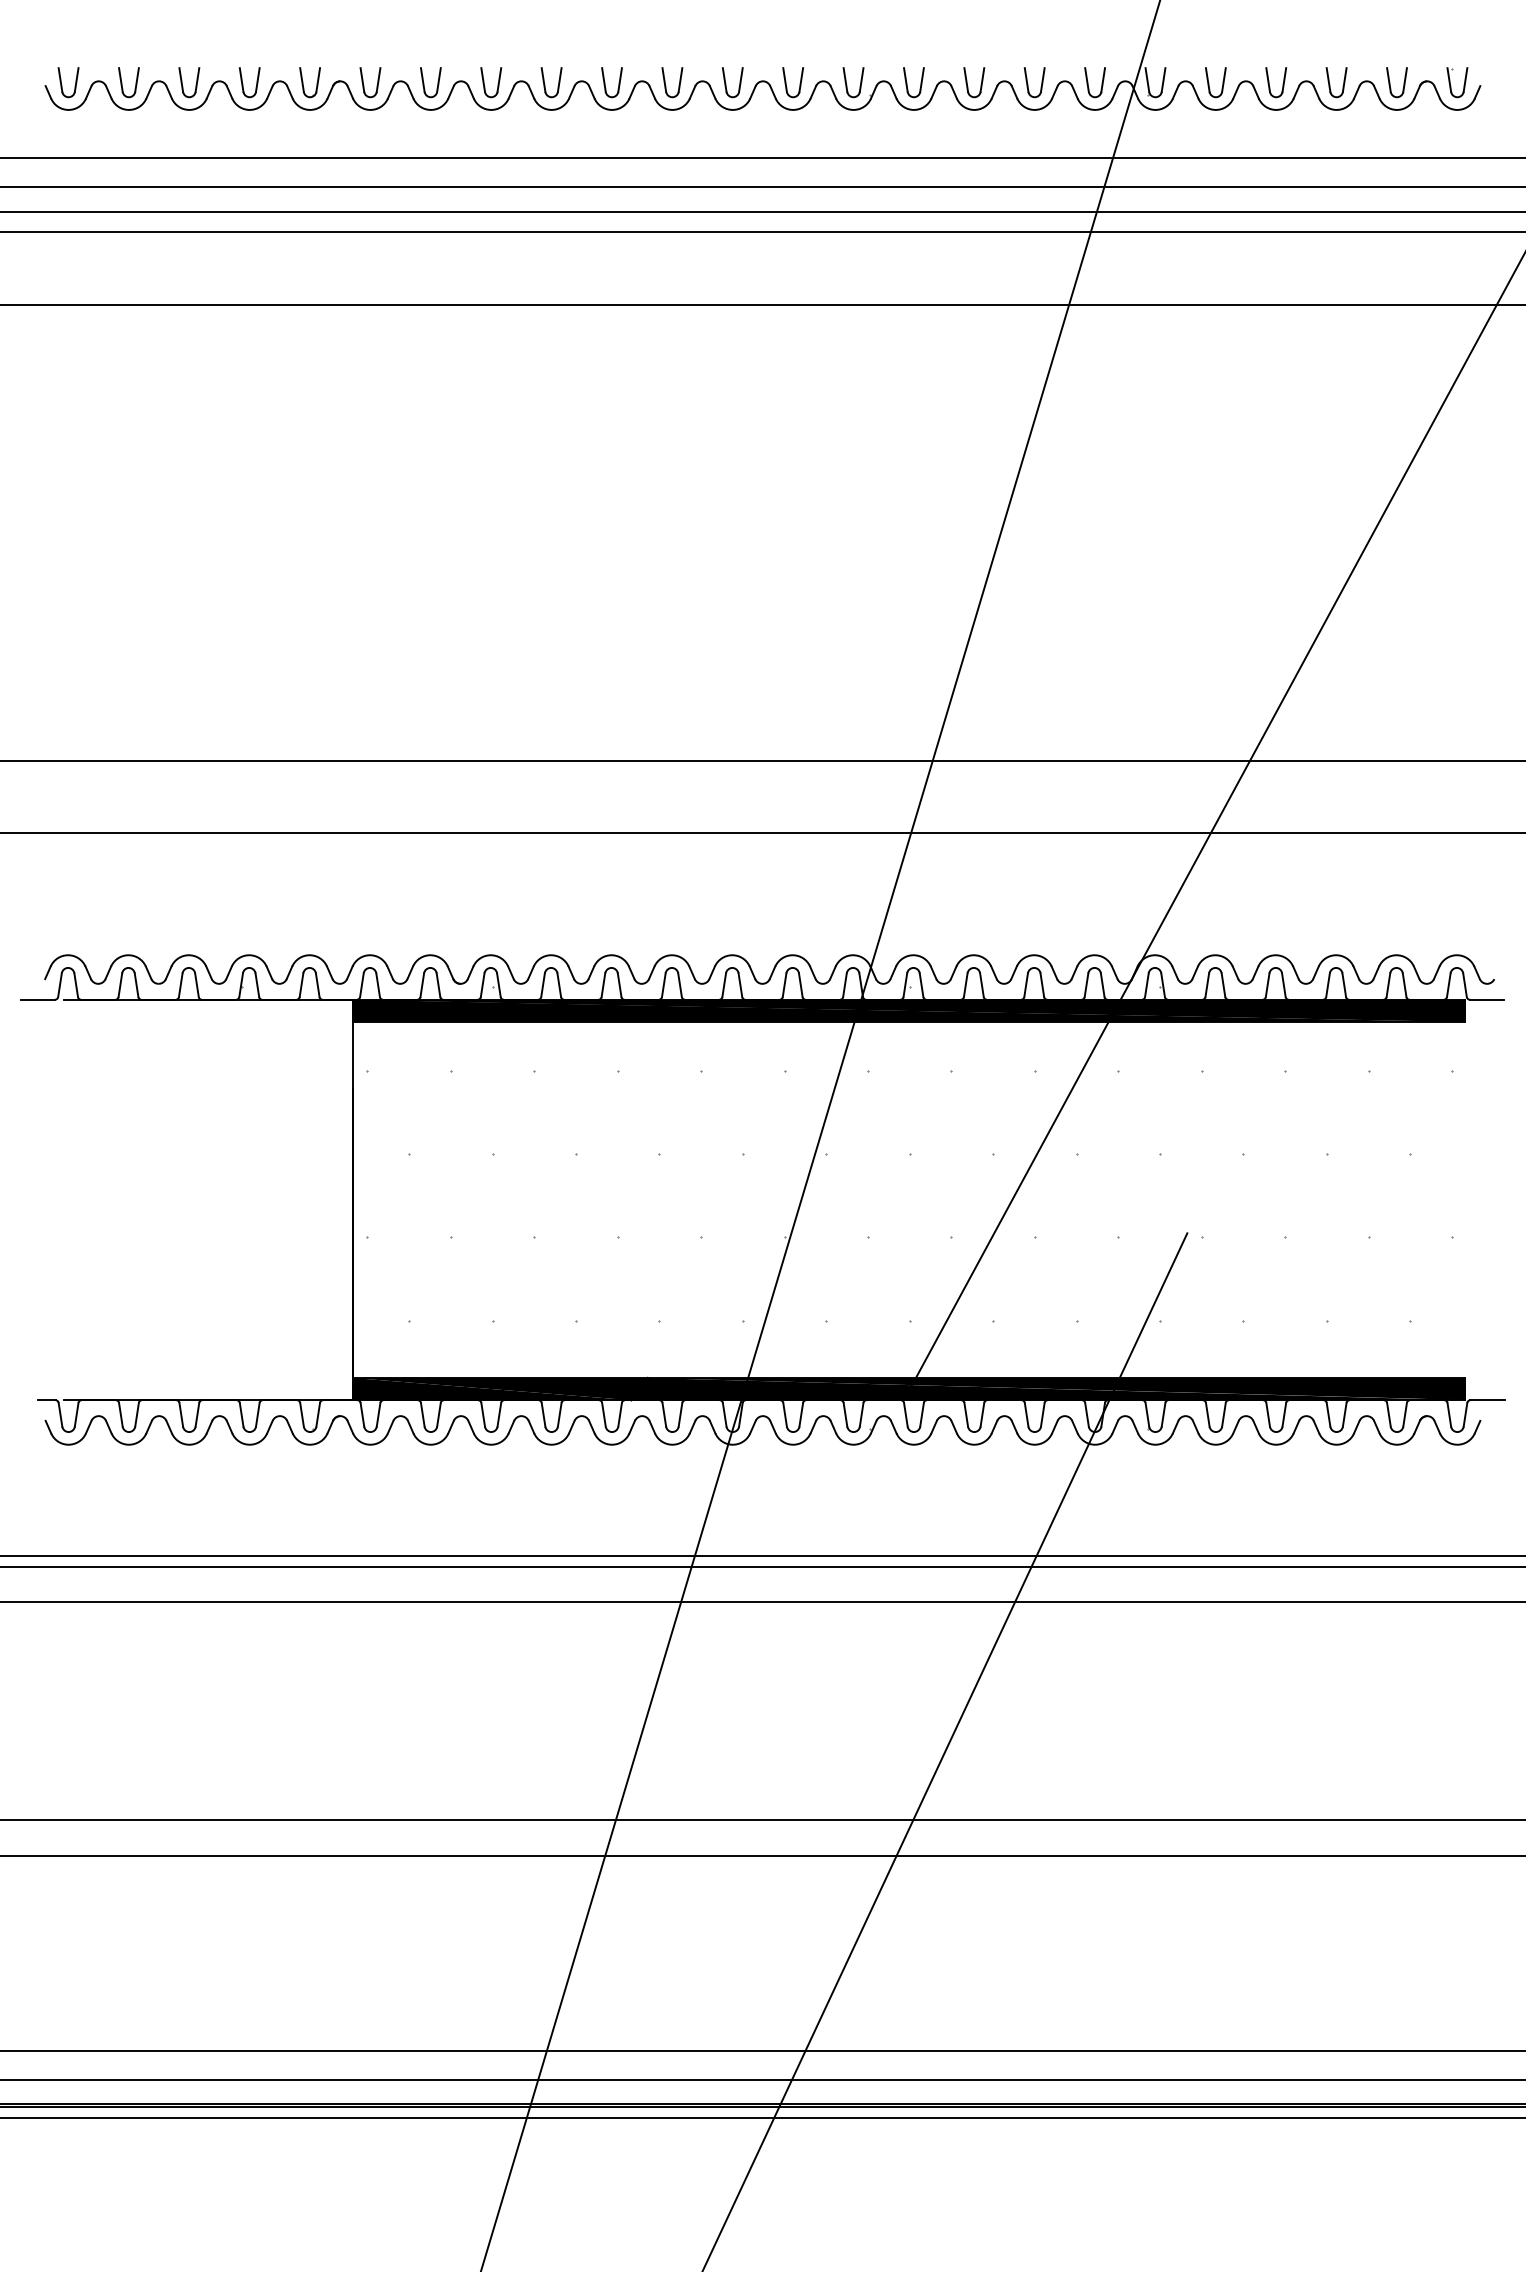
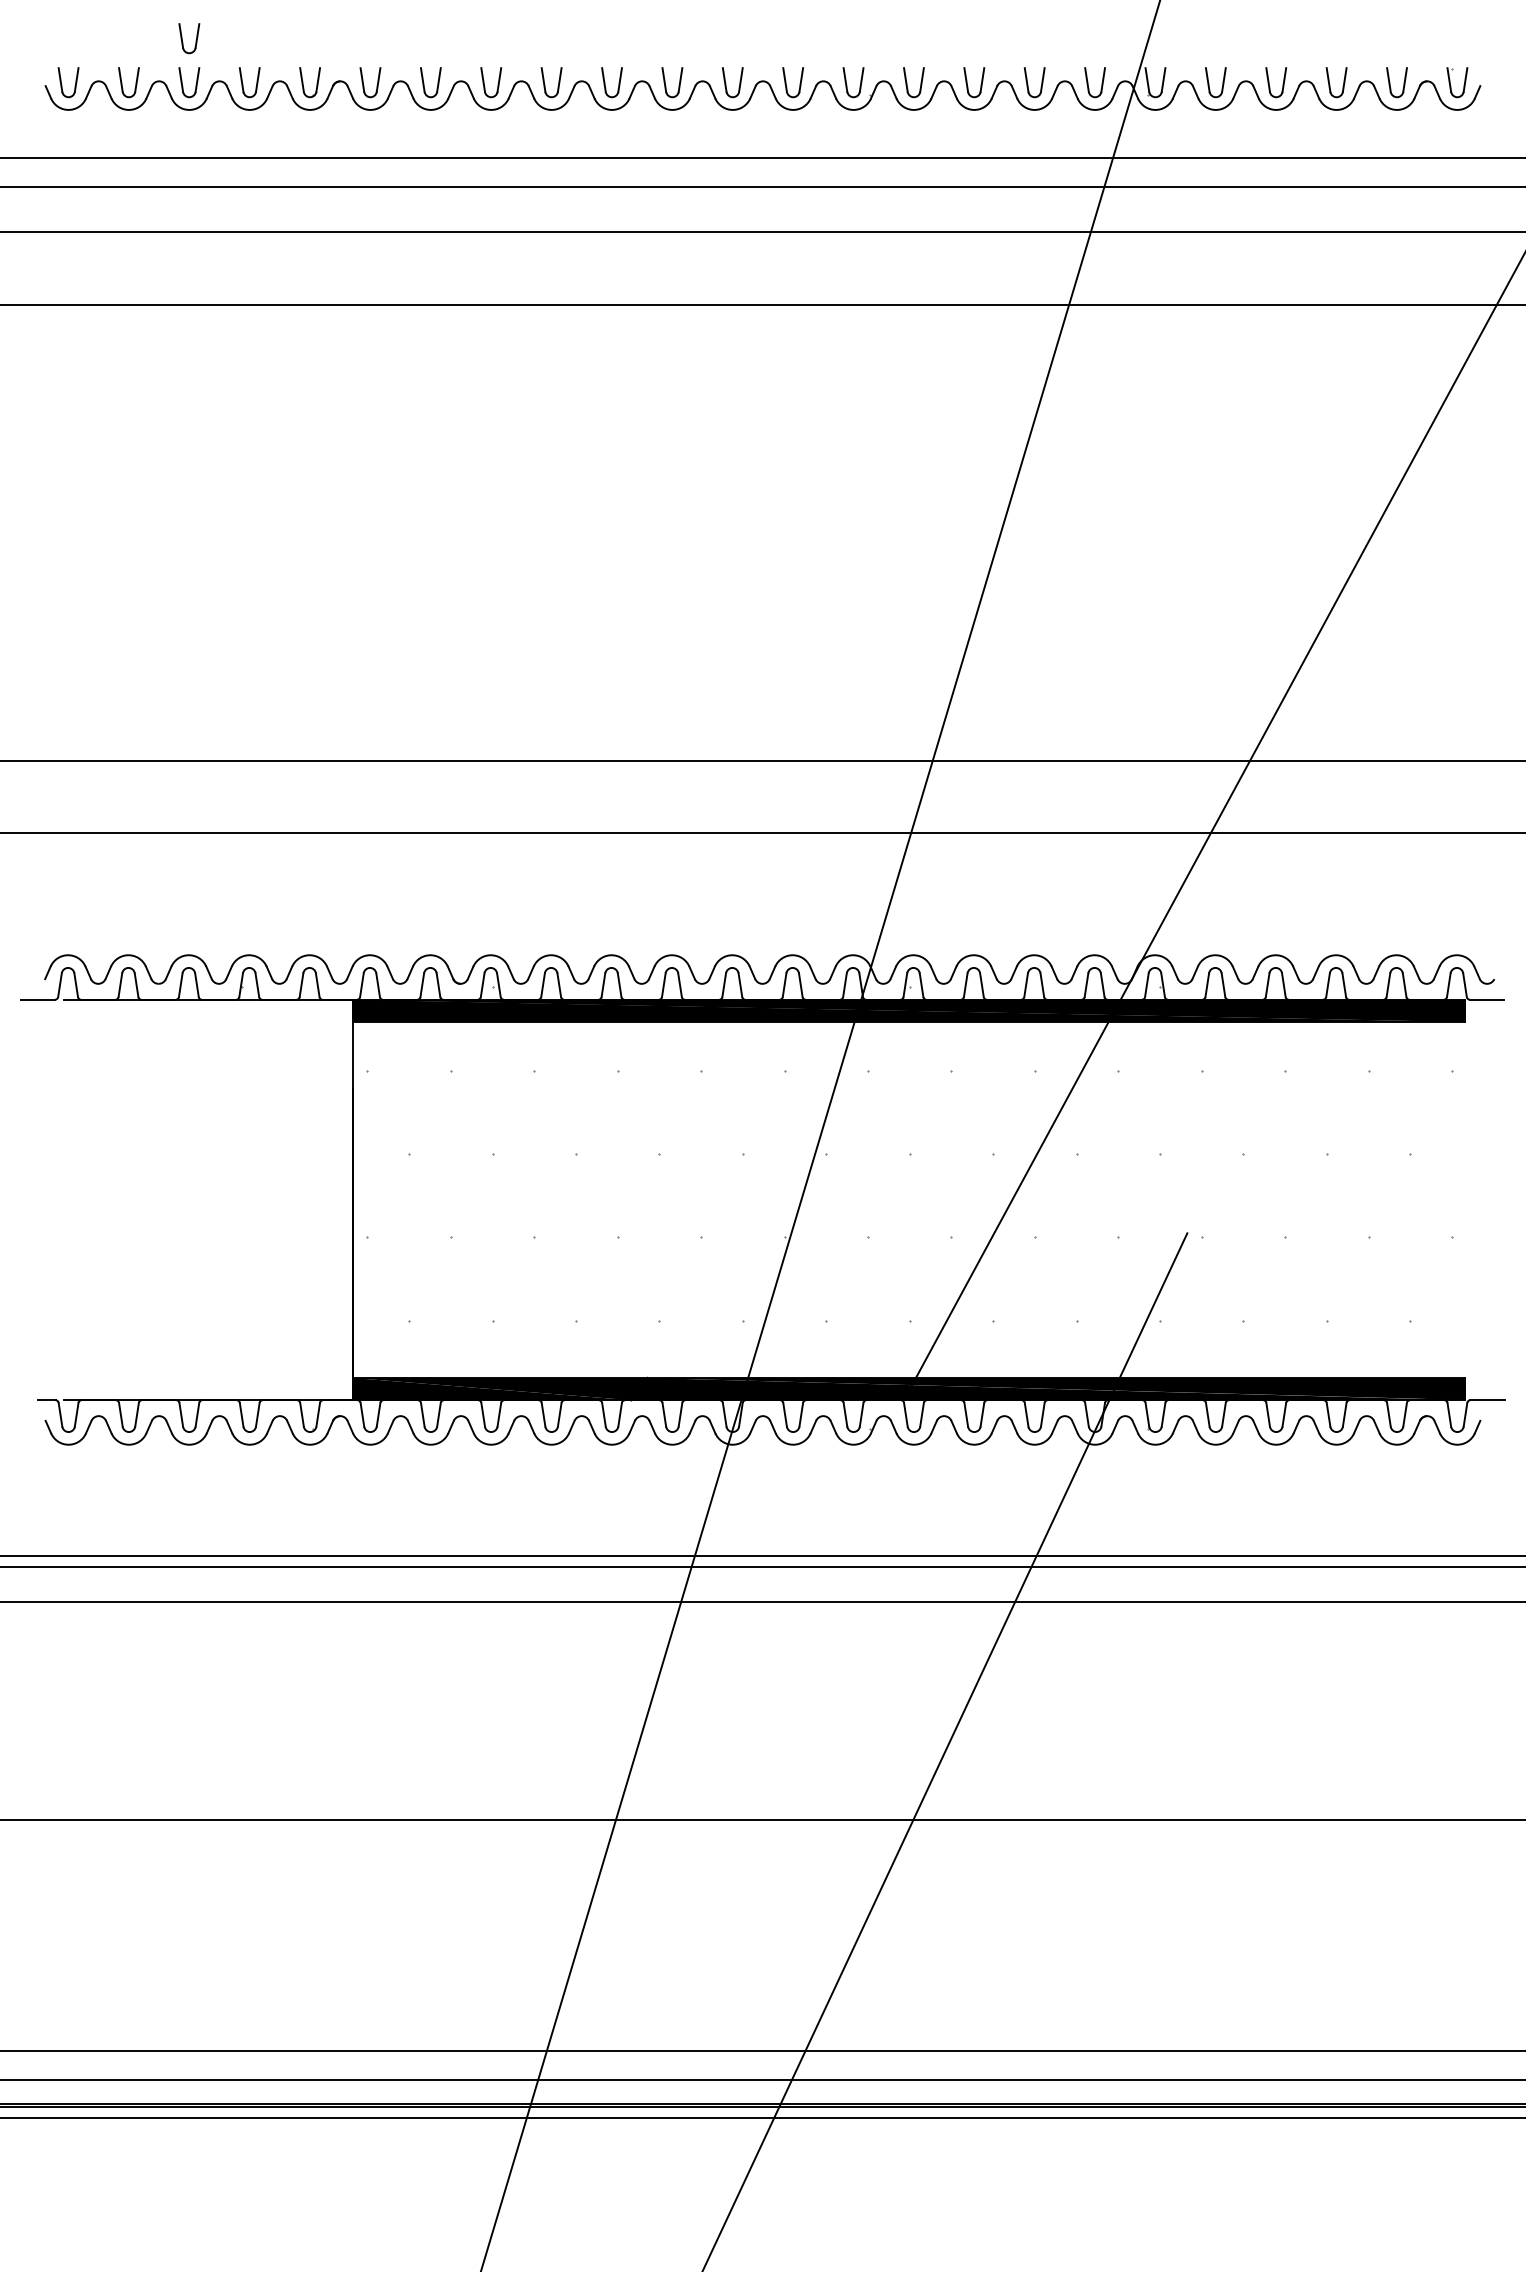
part: none -> present (195, 40)
line: present -> none (762, 211)
line: present -> none (762, 1856)
